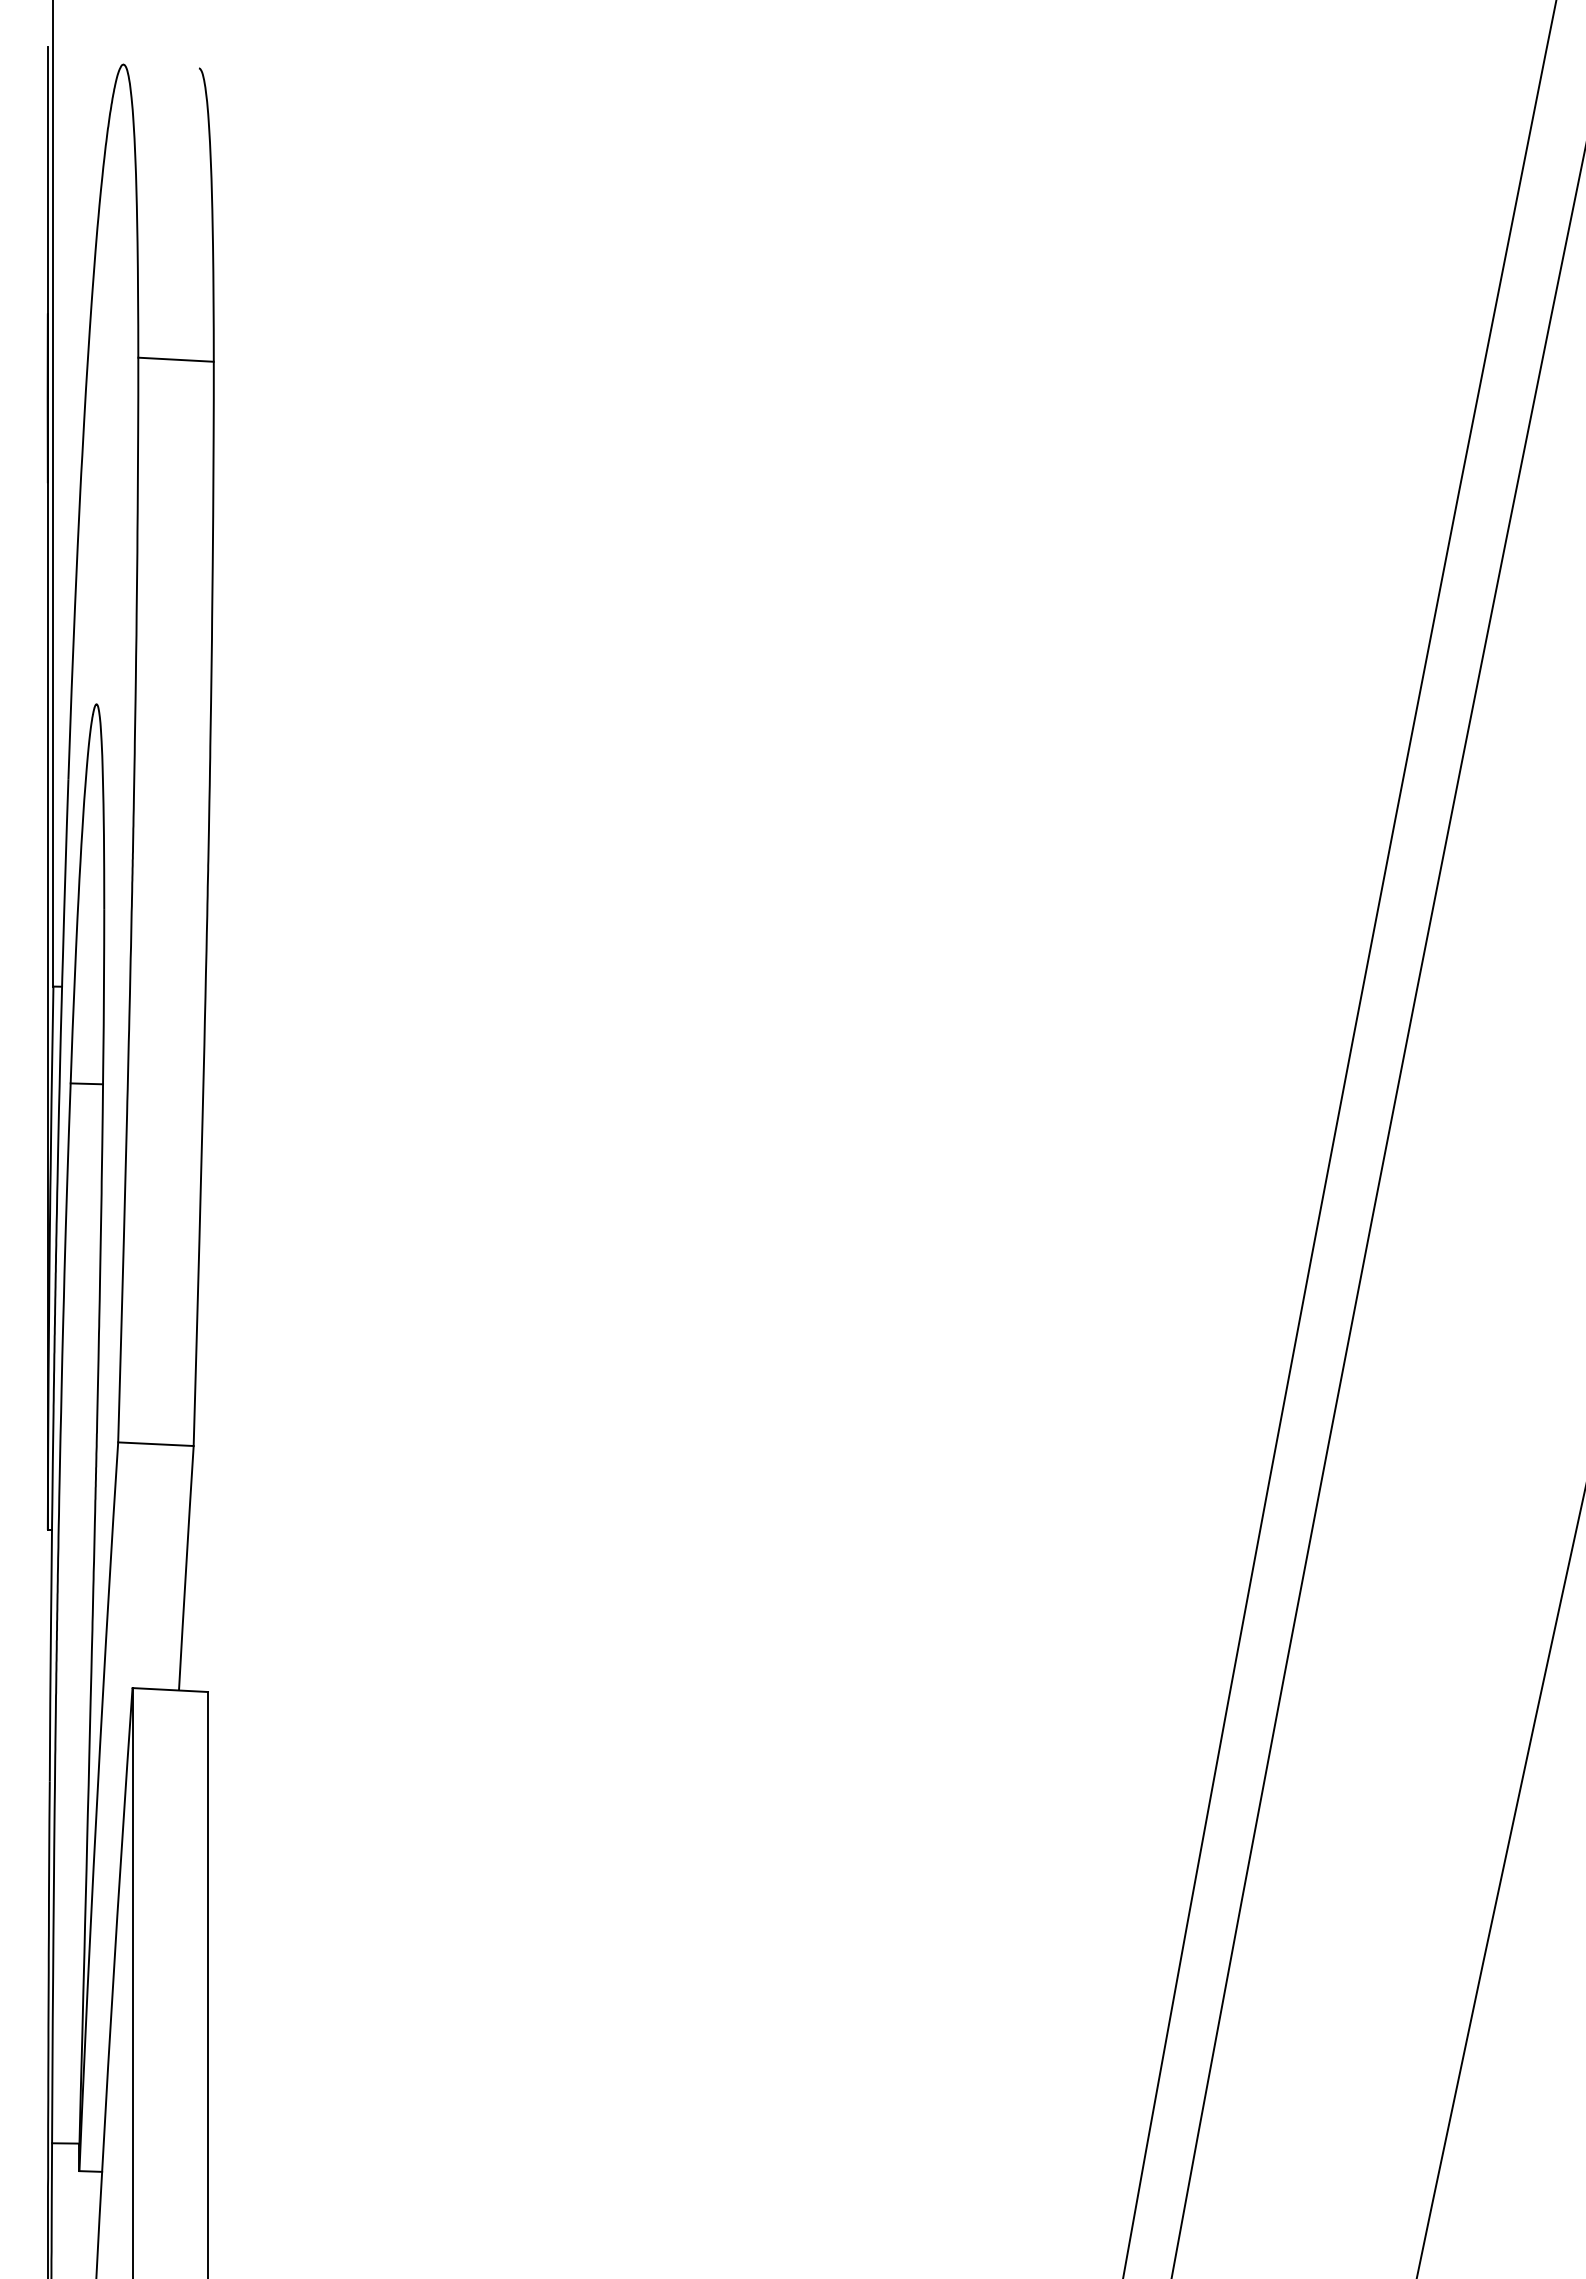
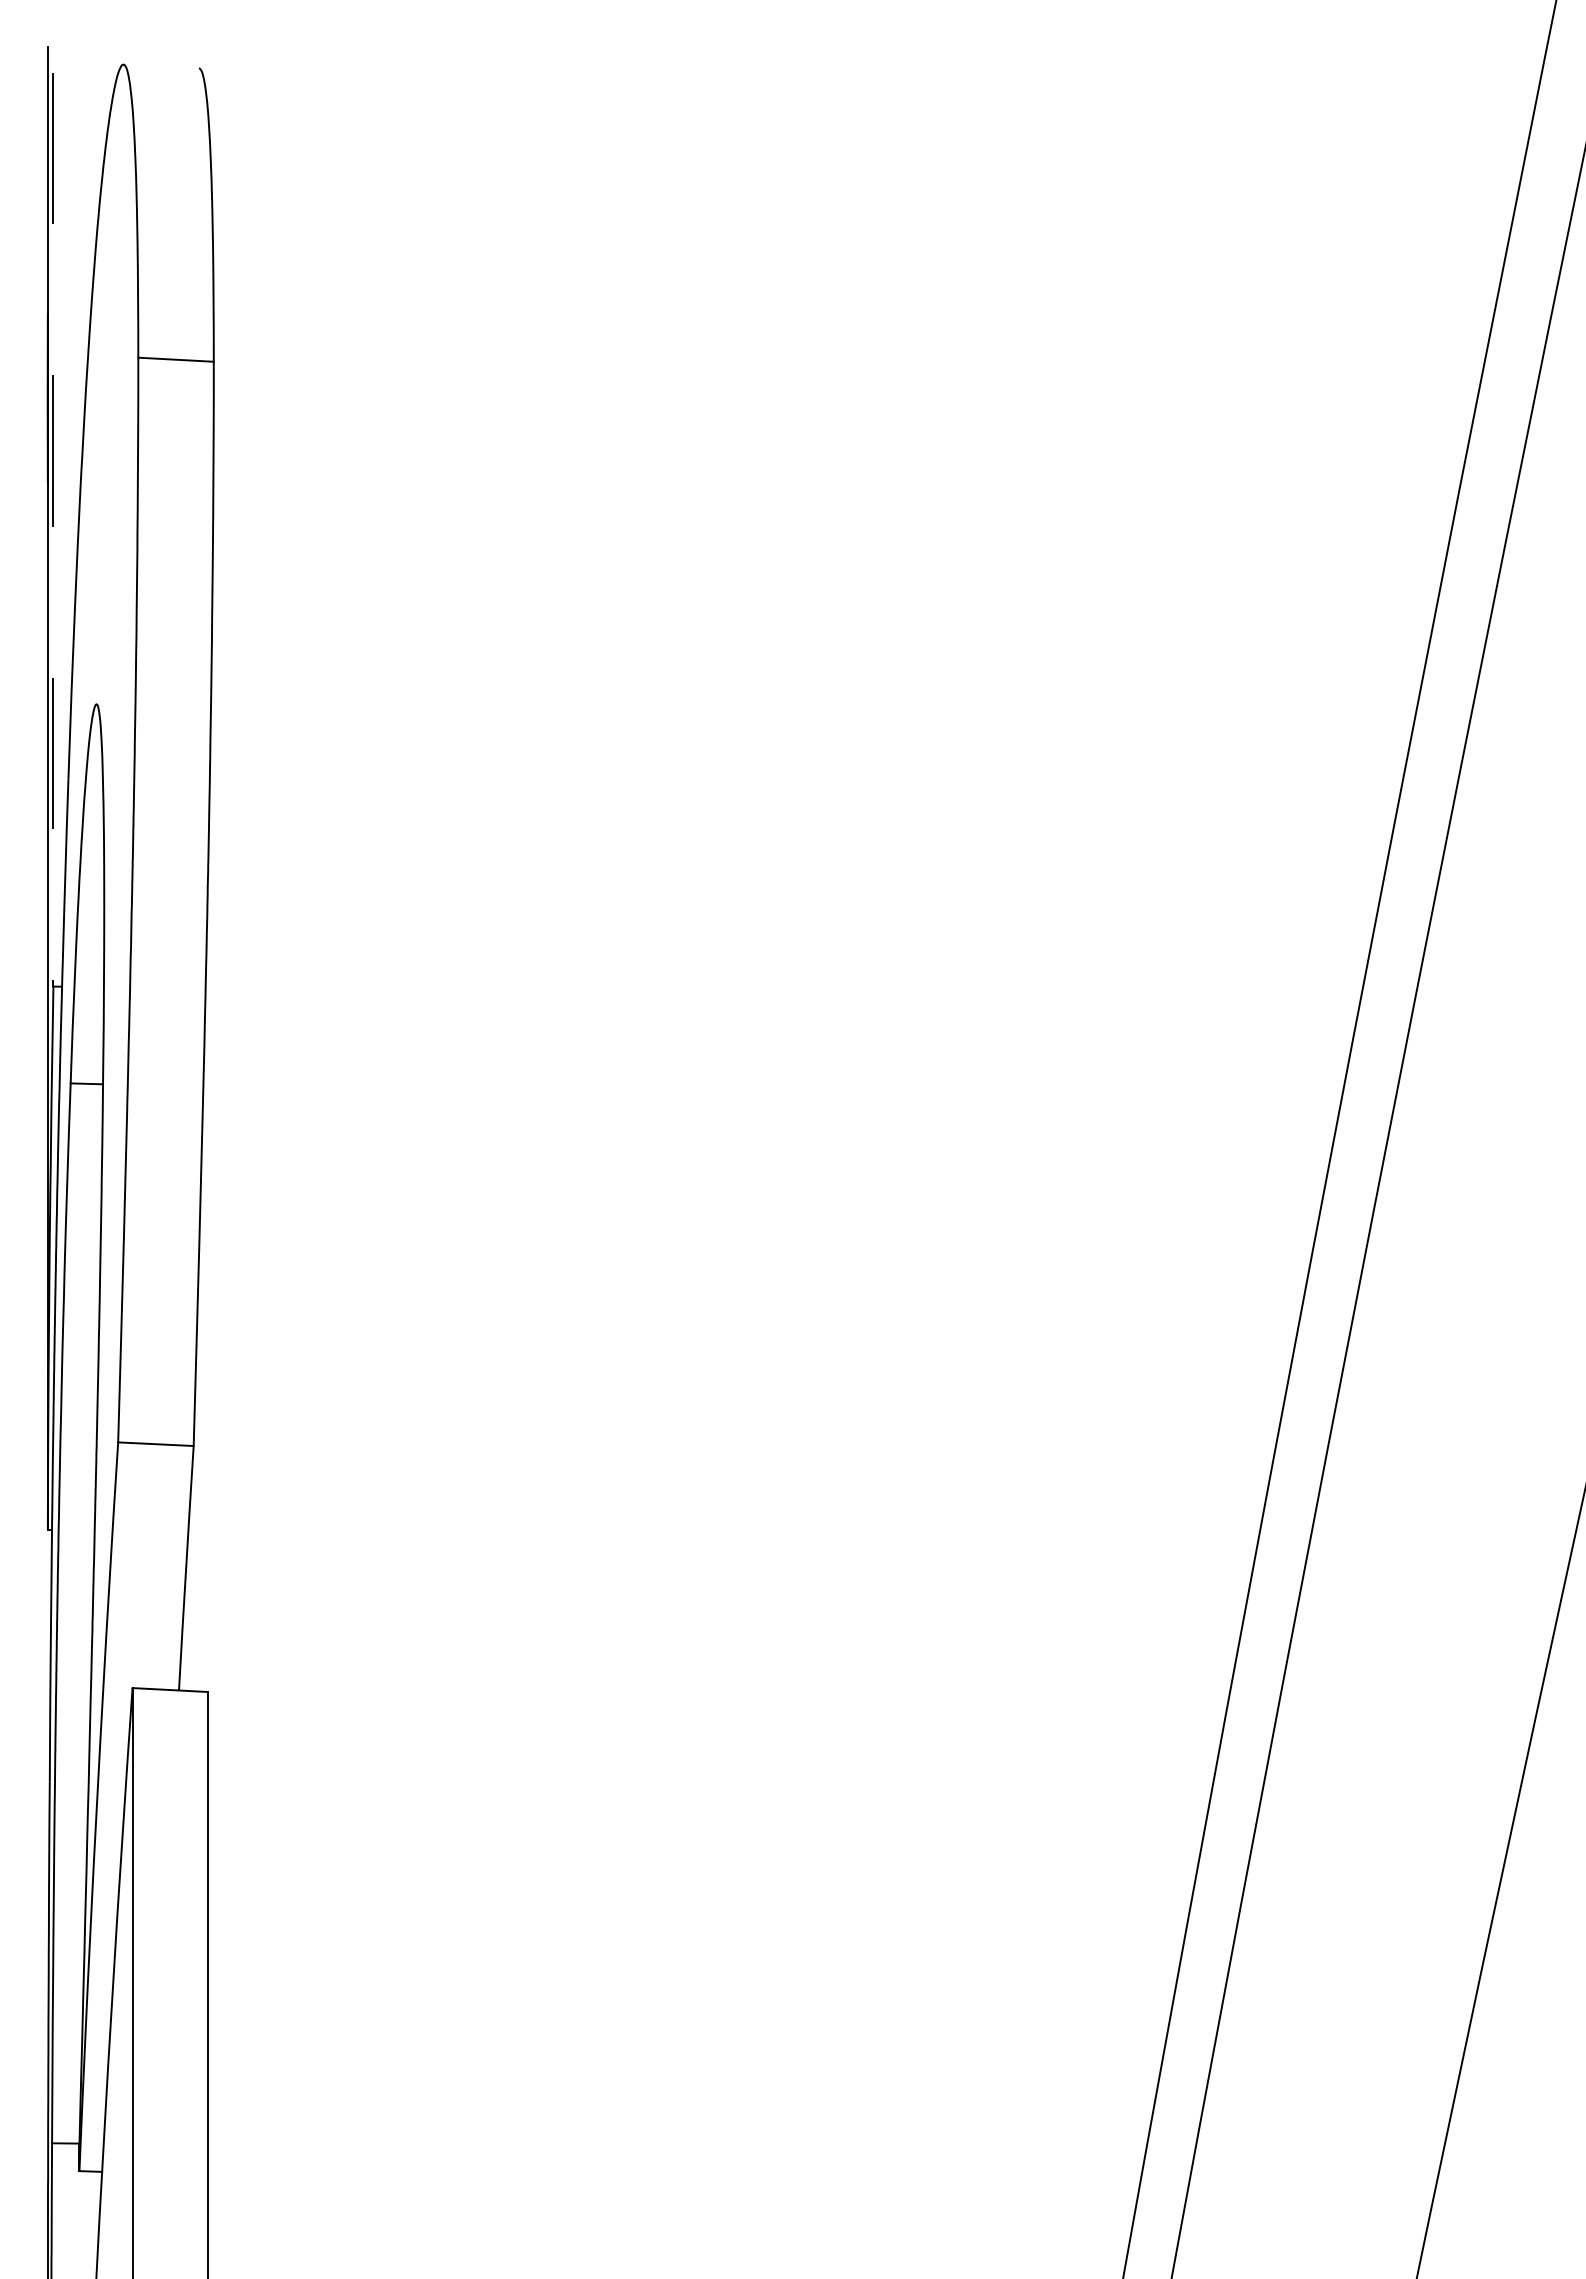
line: solid -> dashed (53, 493)
